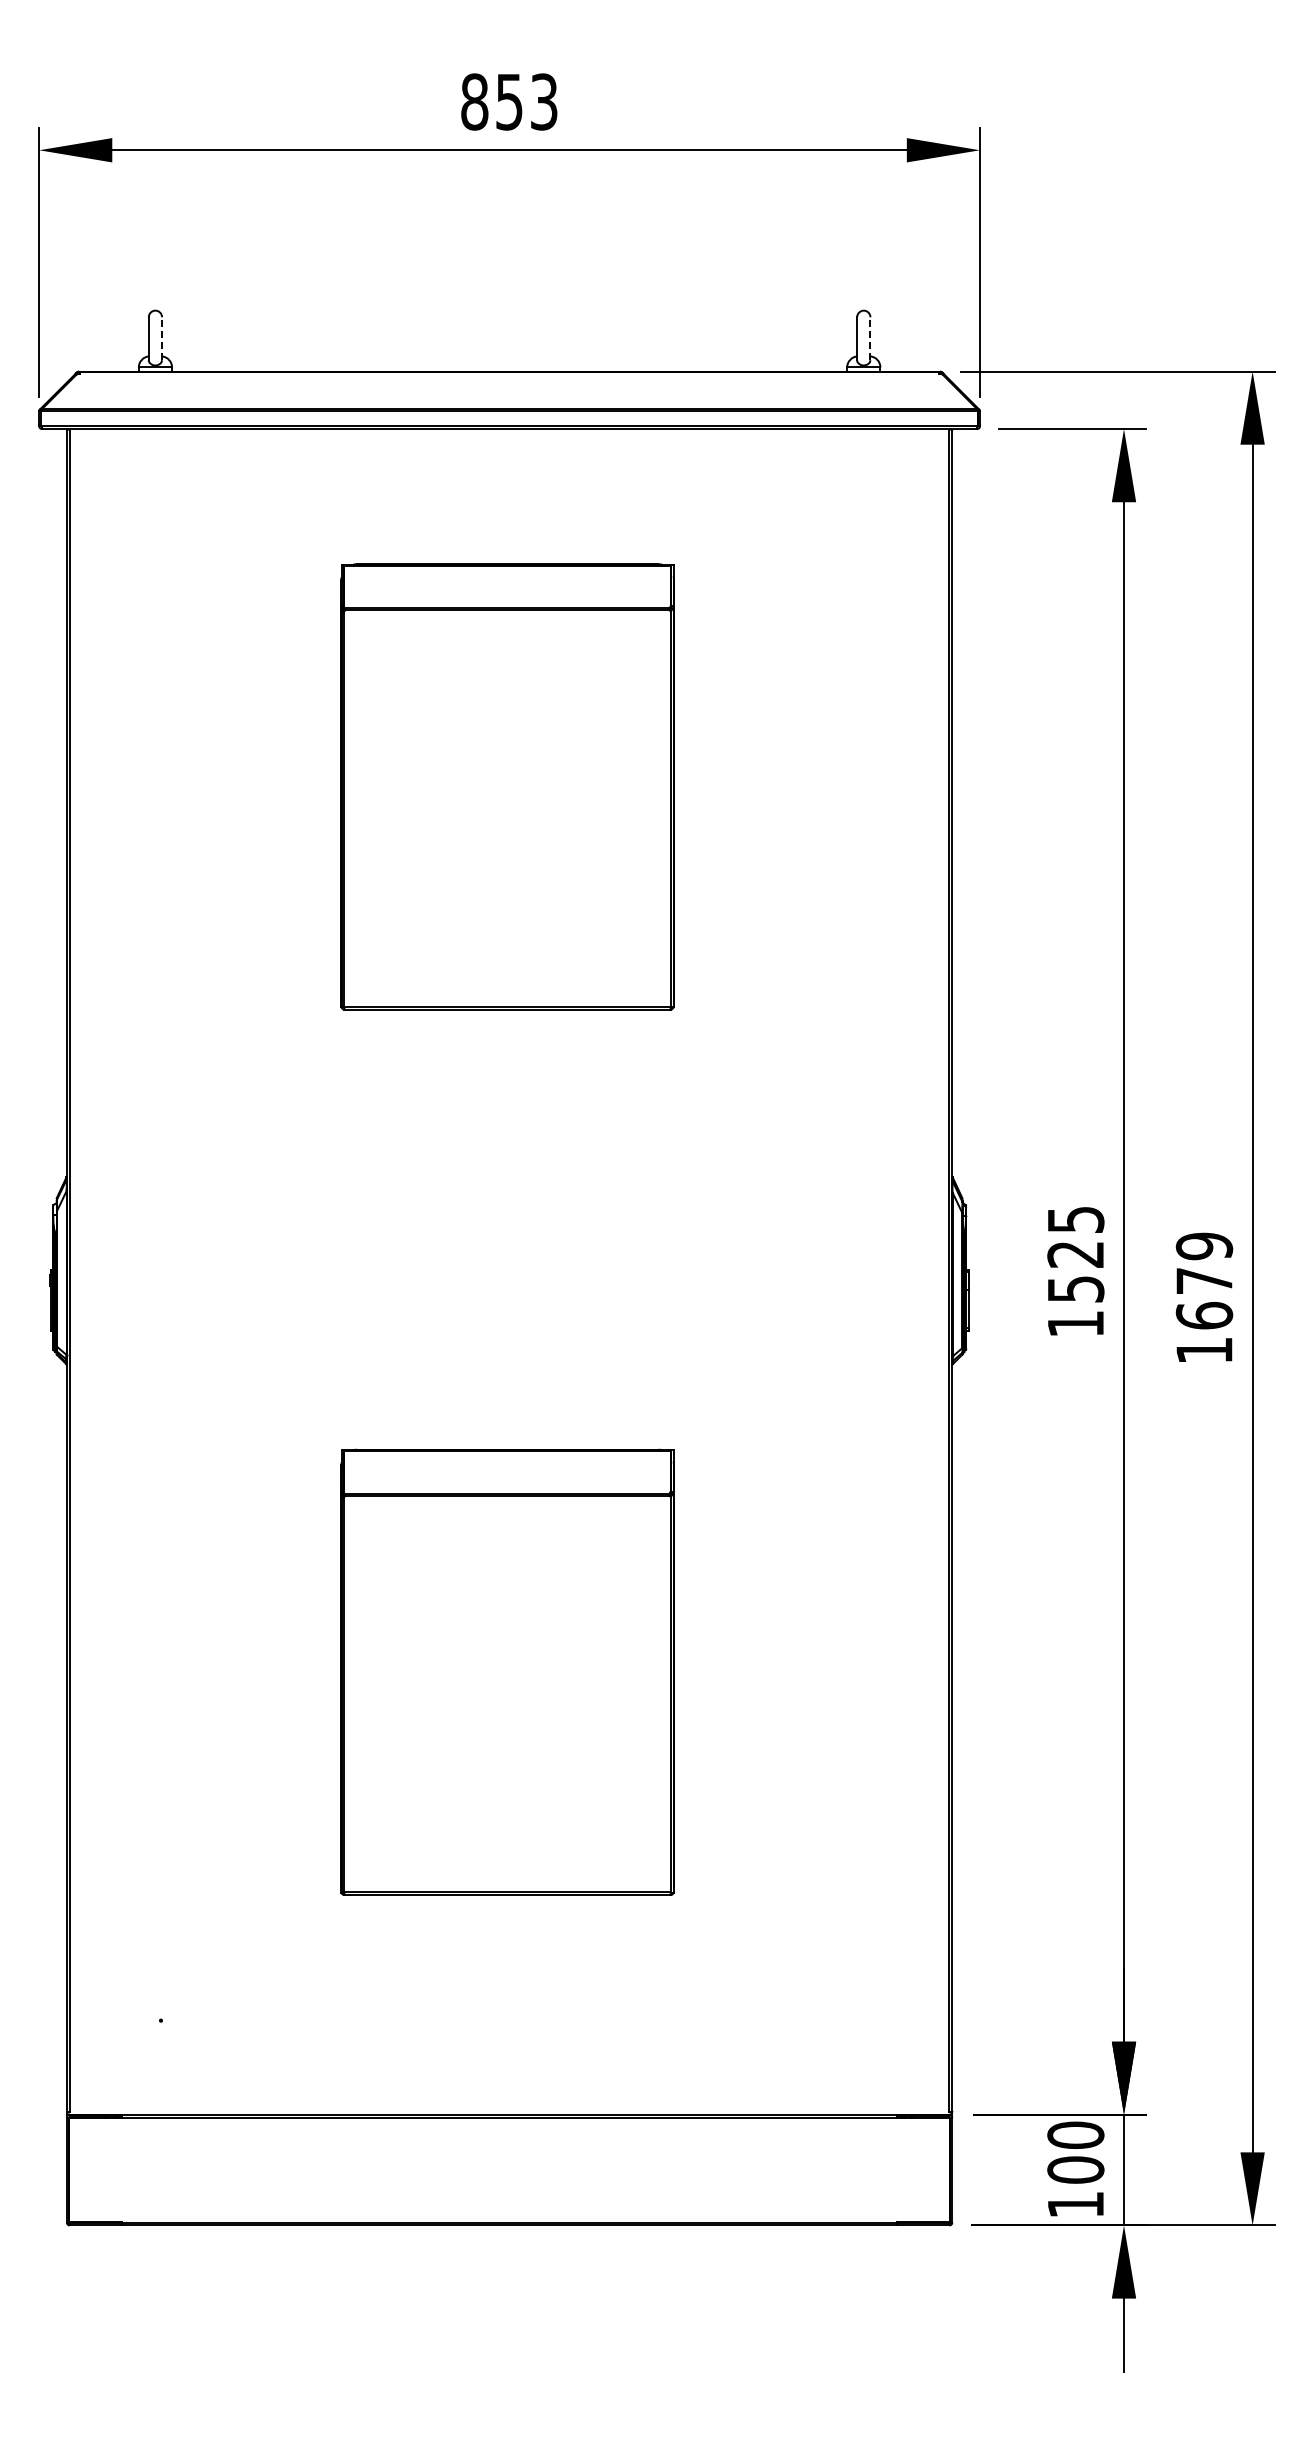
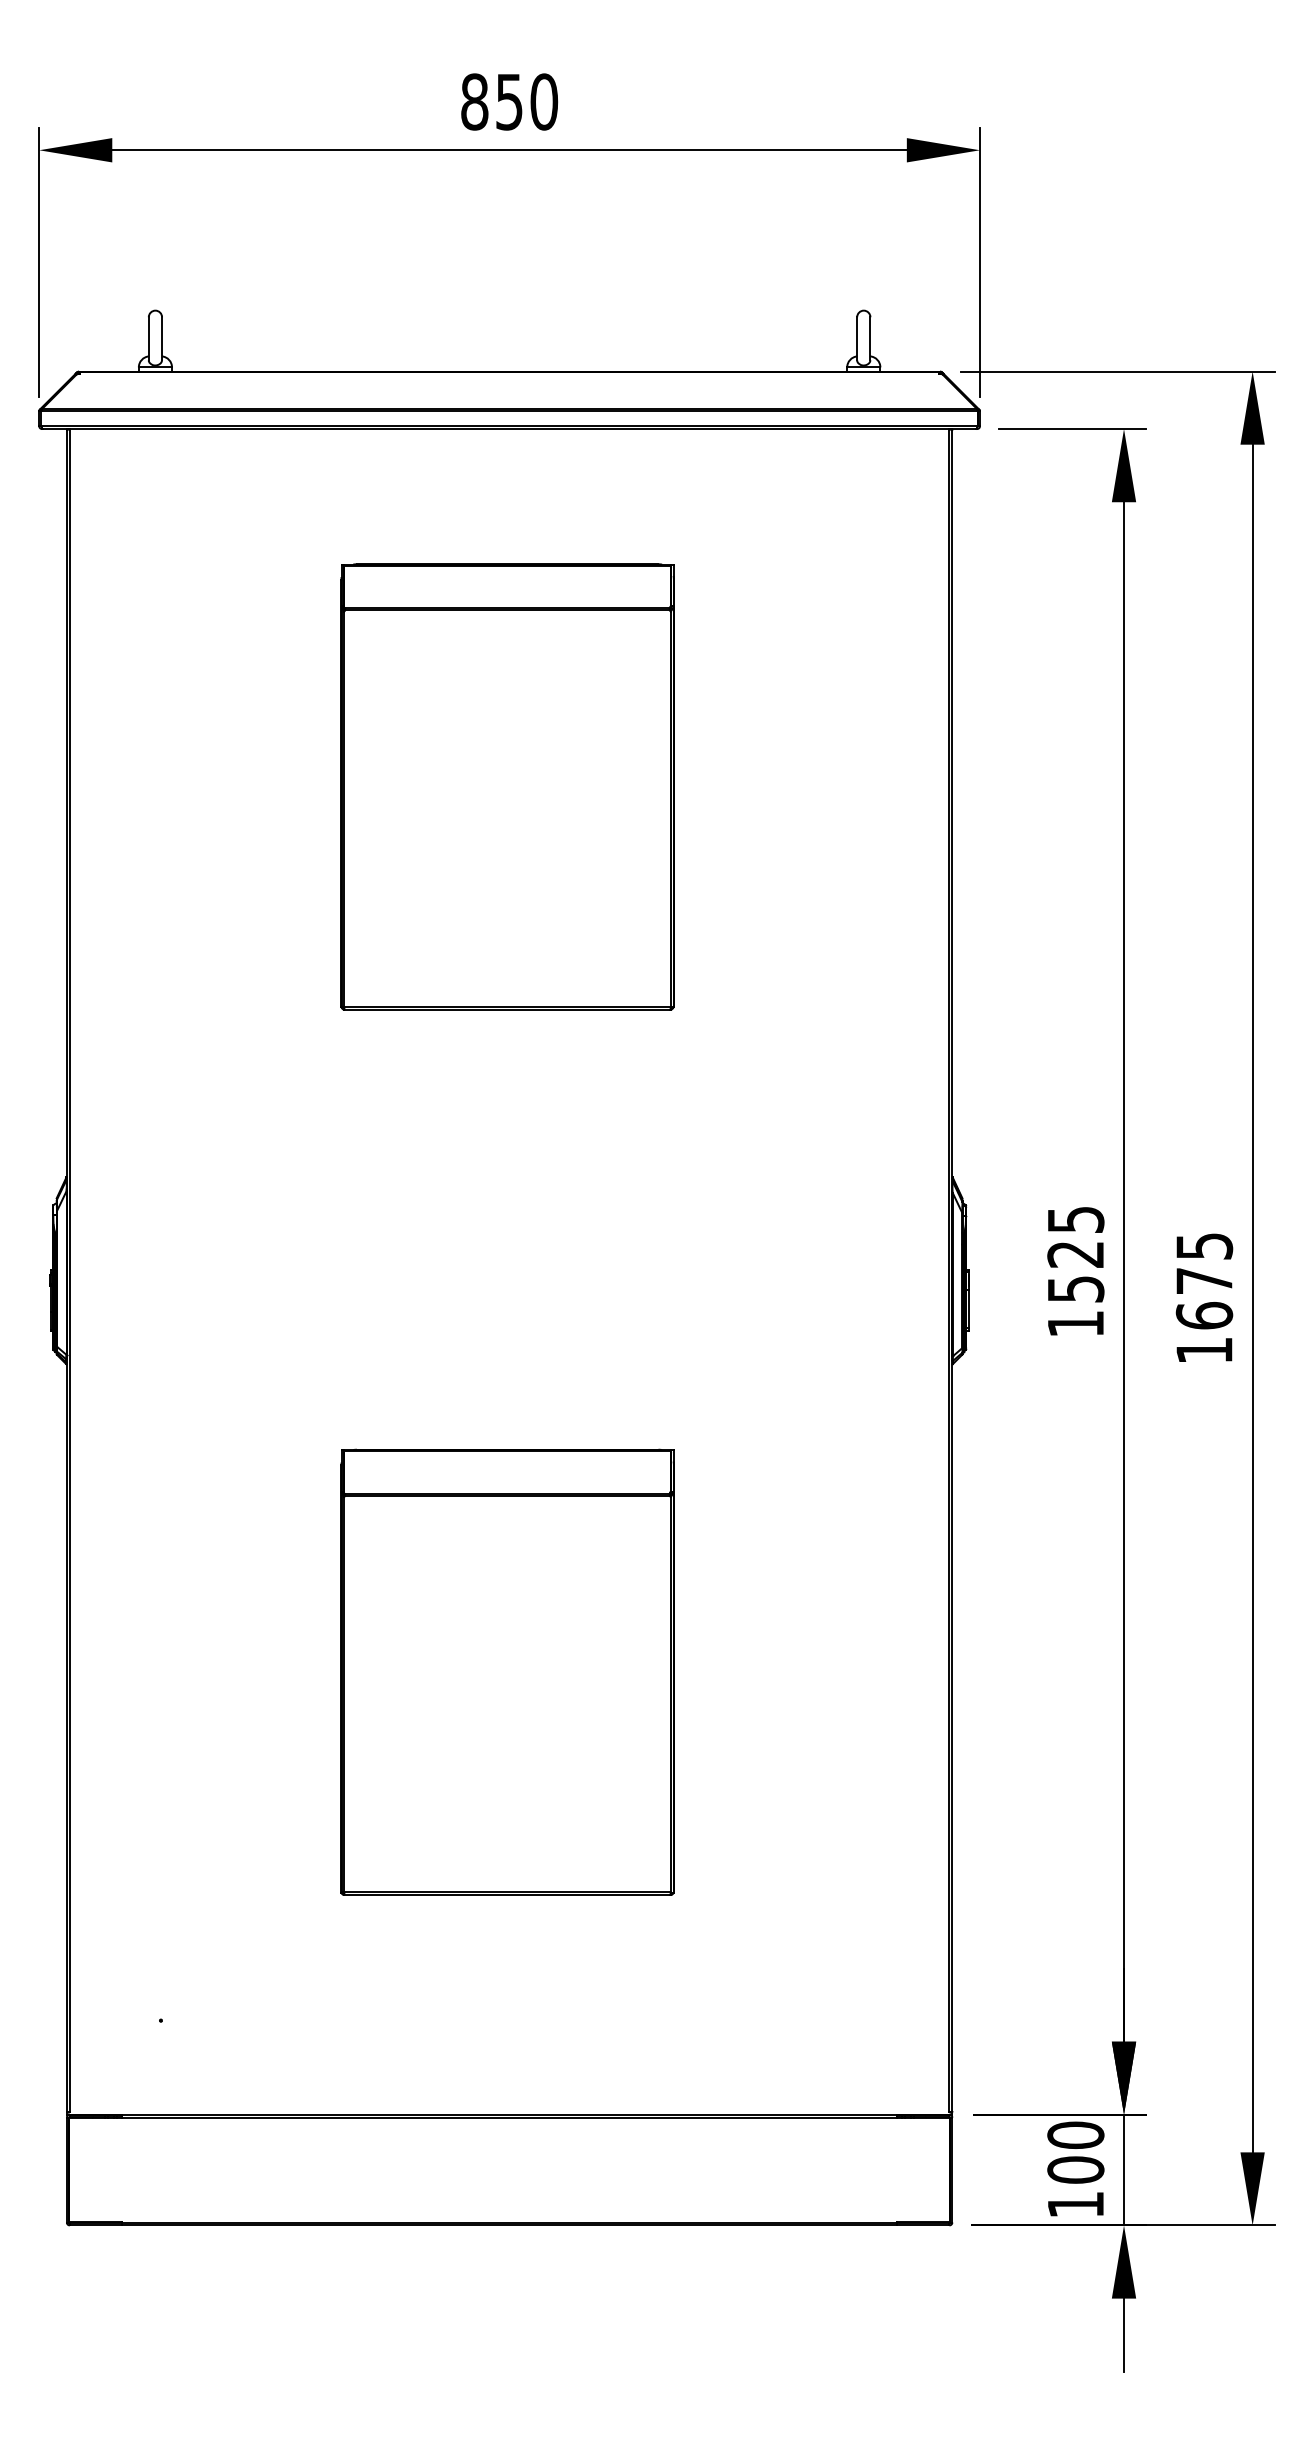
text: 853 -> 850 (544, 101)
line: dashed -> solid (162, 338)
line: dashed -> solid (870, 338)
text: 1679 -> 1675 (1203, 1246)
